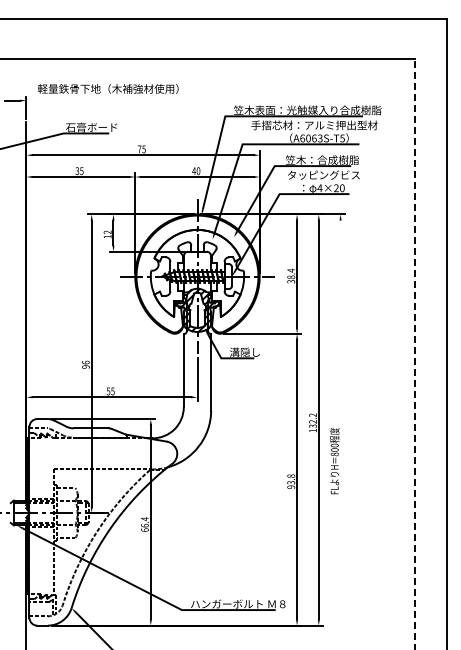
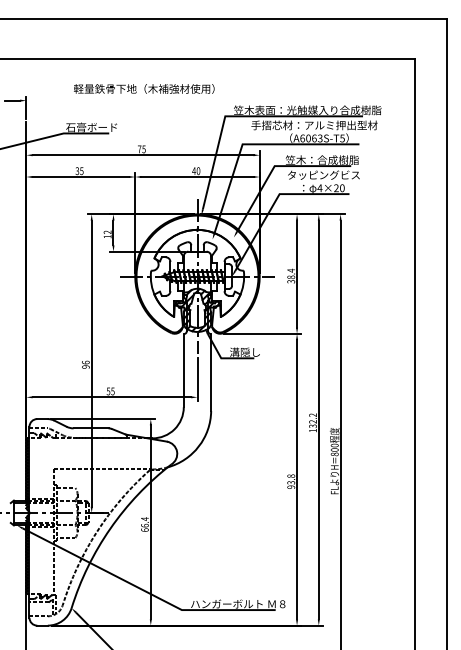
text position: (108, 88) -> (144, 88) (144, 88)
line: dashed -> solid (415, 353)
line: none -> present (340, 433)
